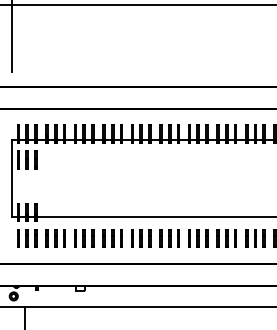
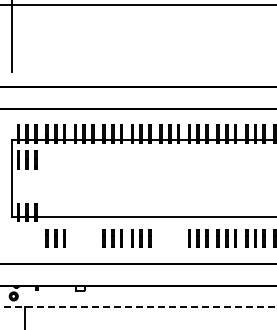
part: present -> none (27, 238)
part: present -> none (84, 238)
part: present -> none (169, 238)
line: solid -> dashed (138, 307)
